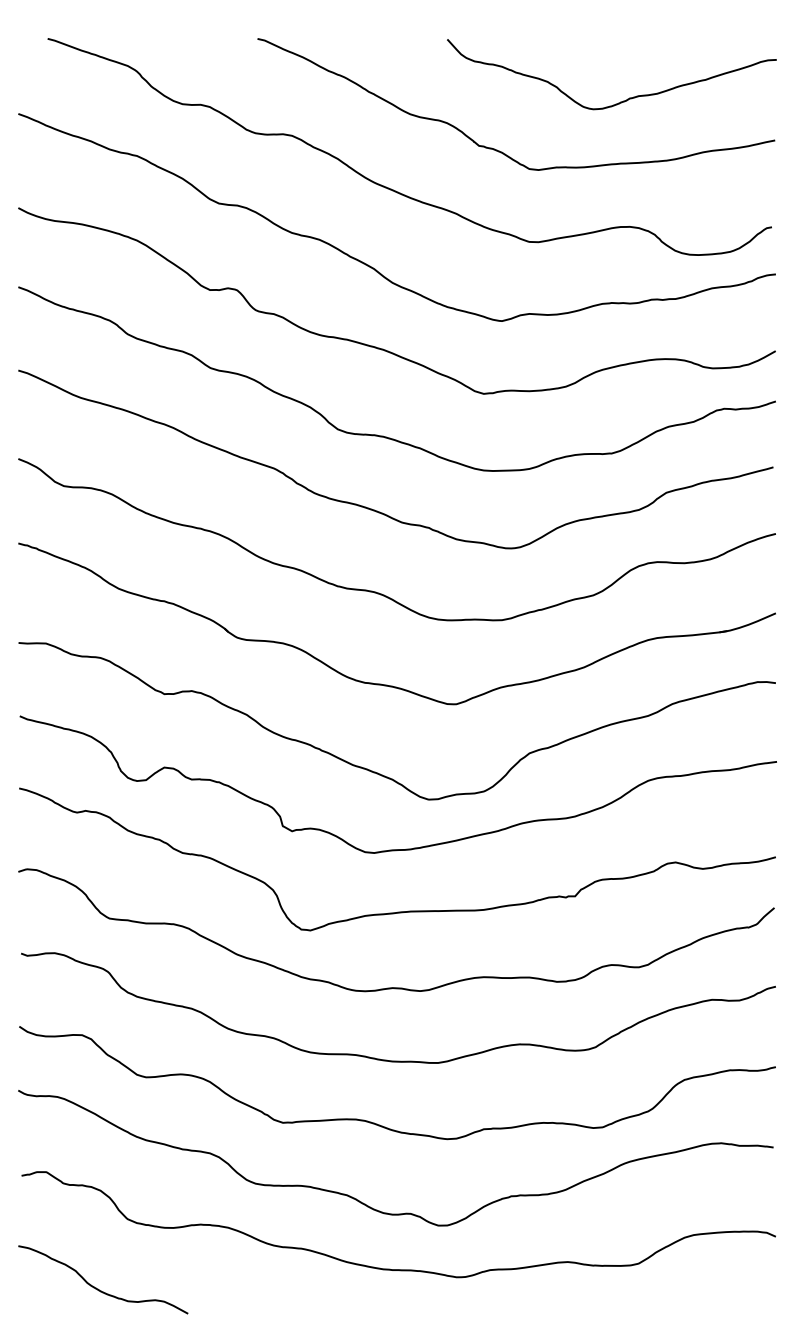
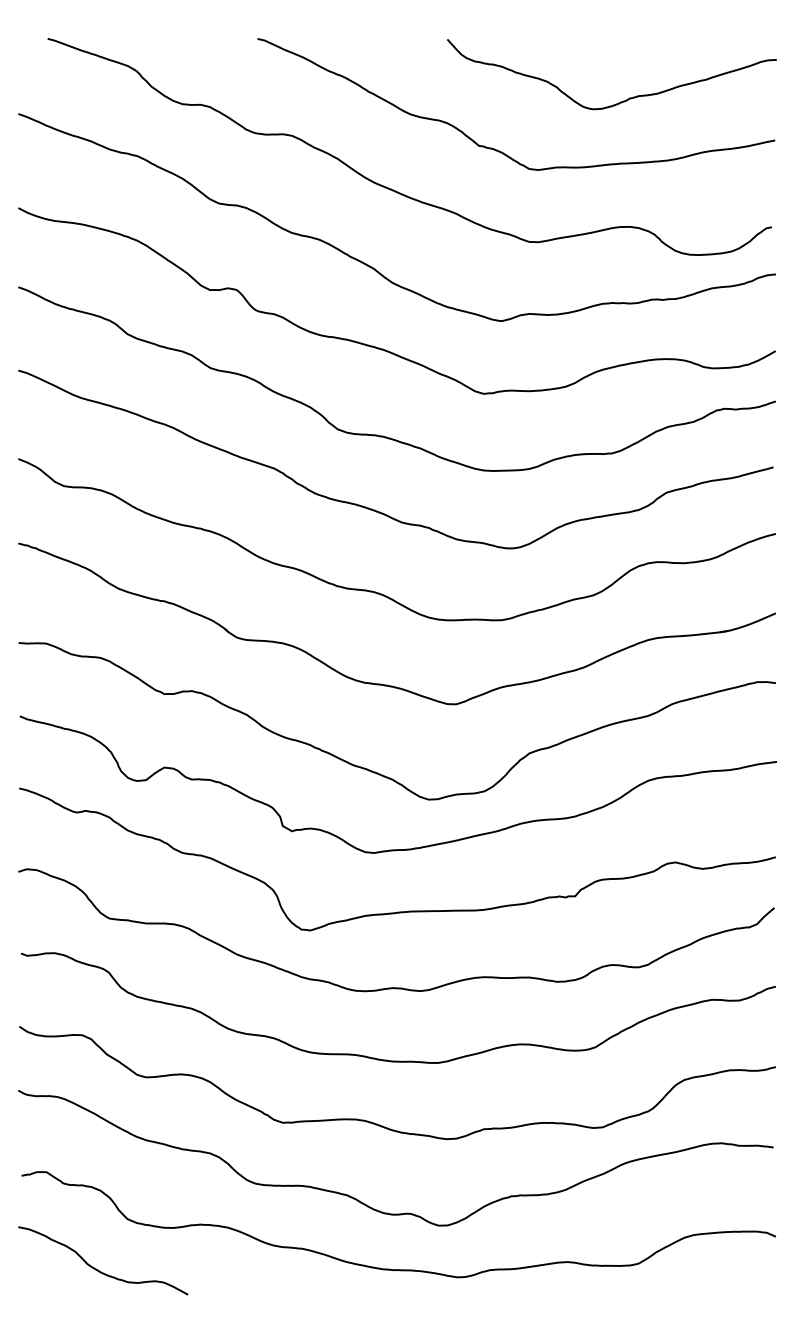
curve position: (98, 1288) -> (98, 1269) (98, 1269)
